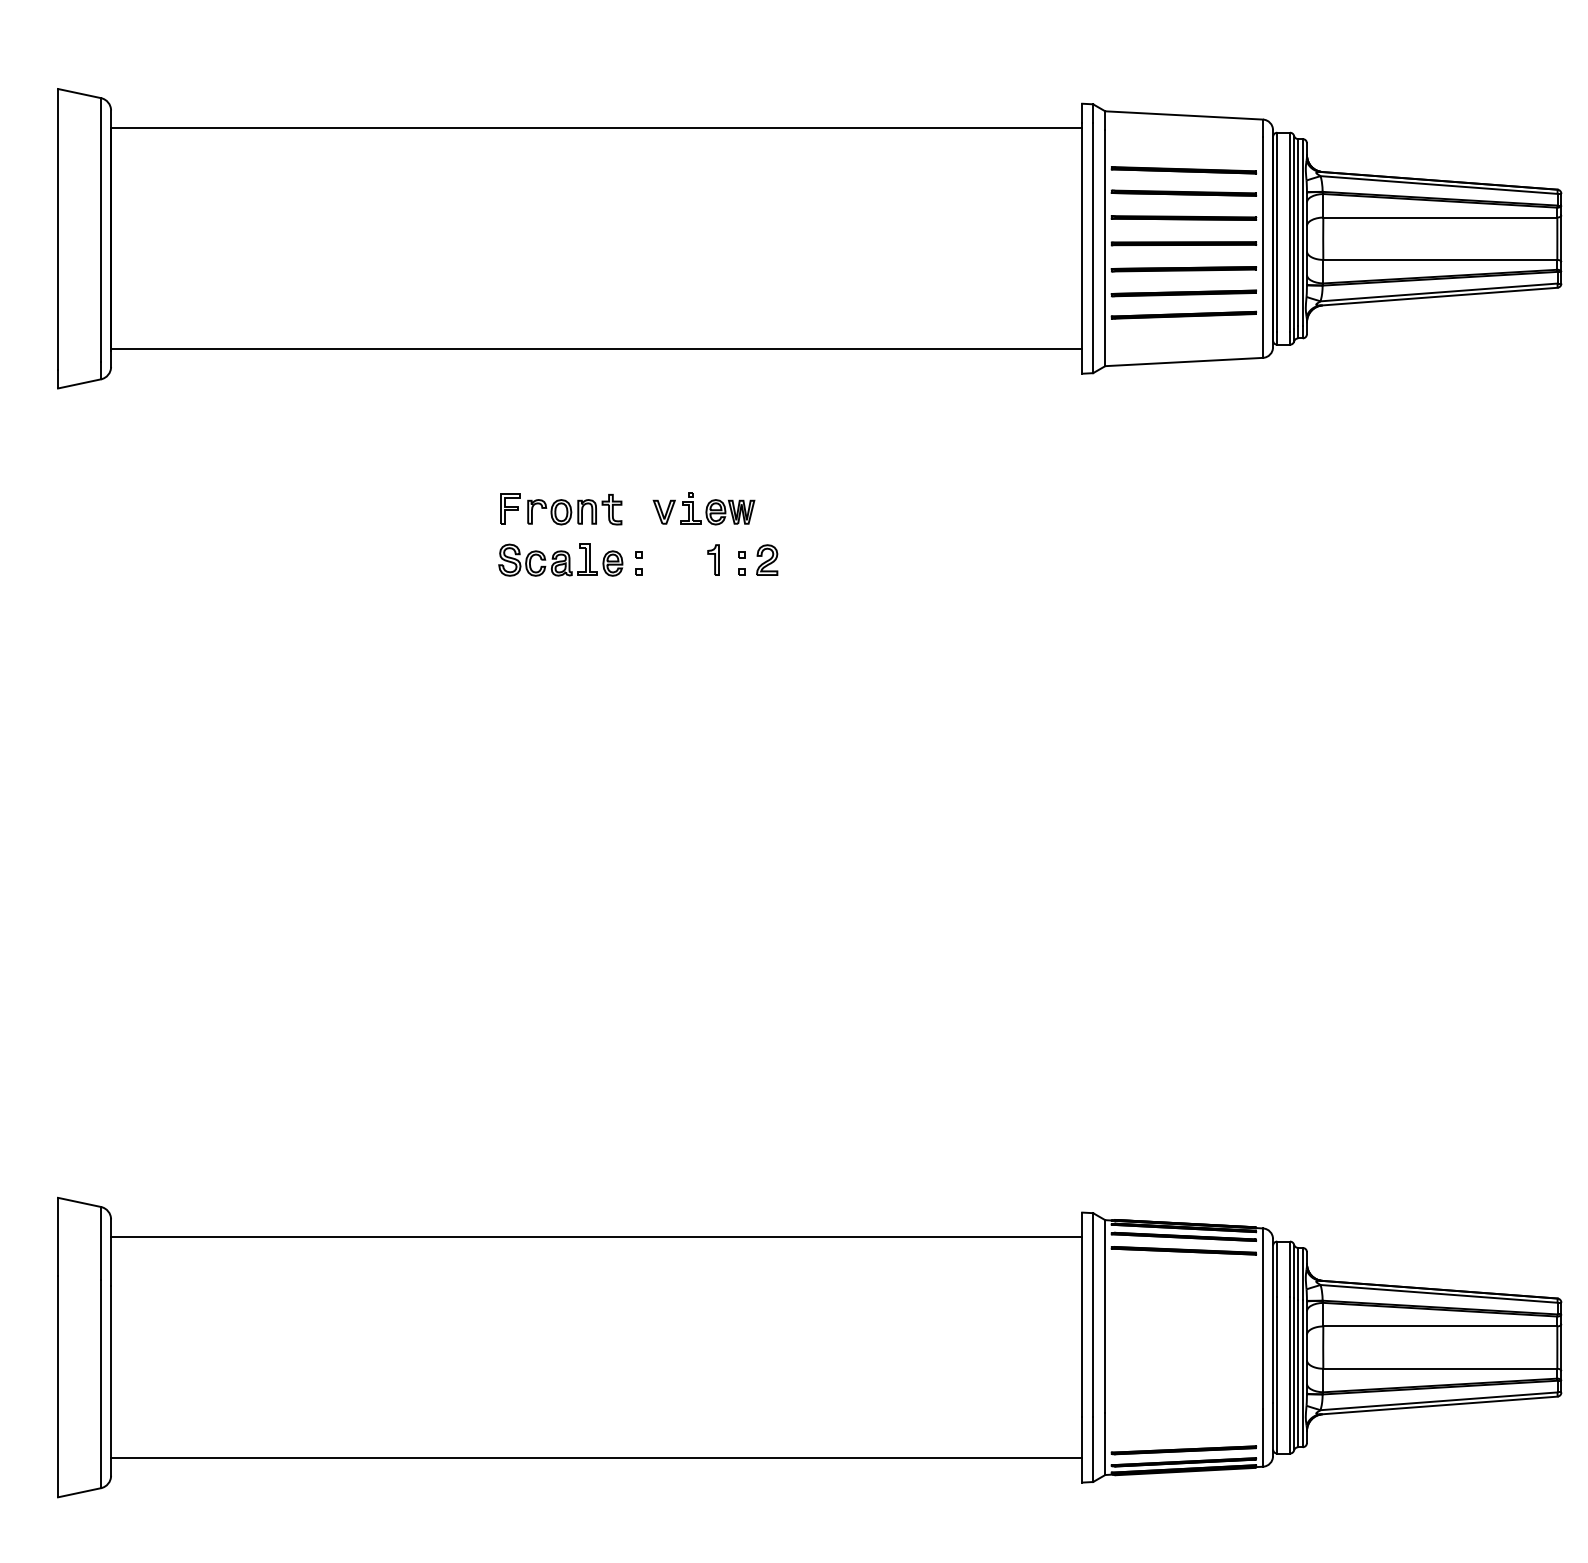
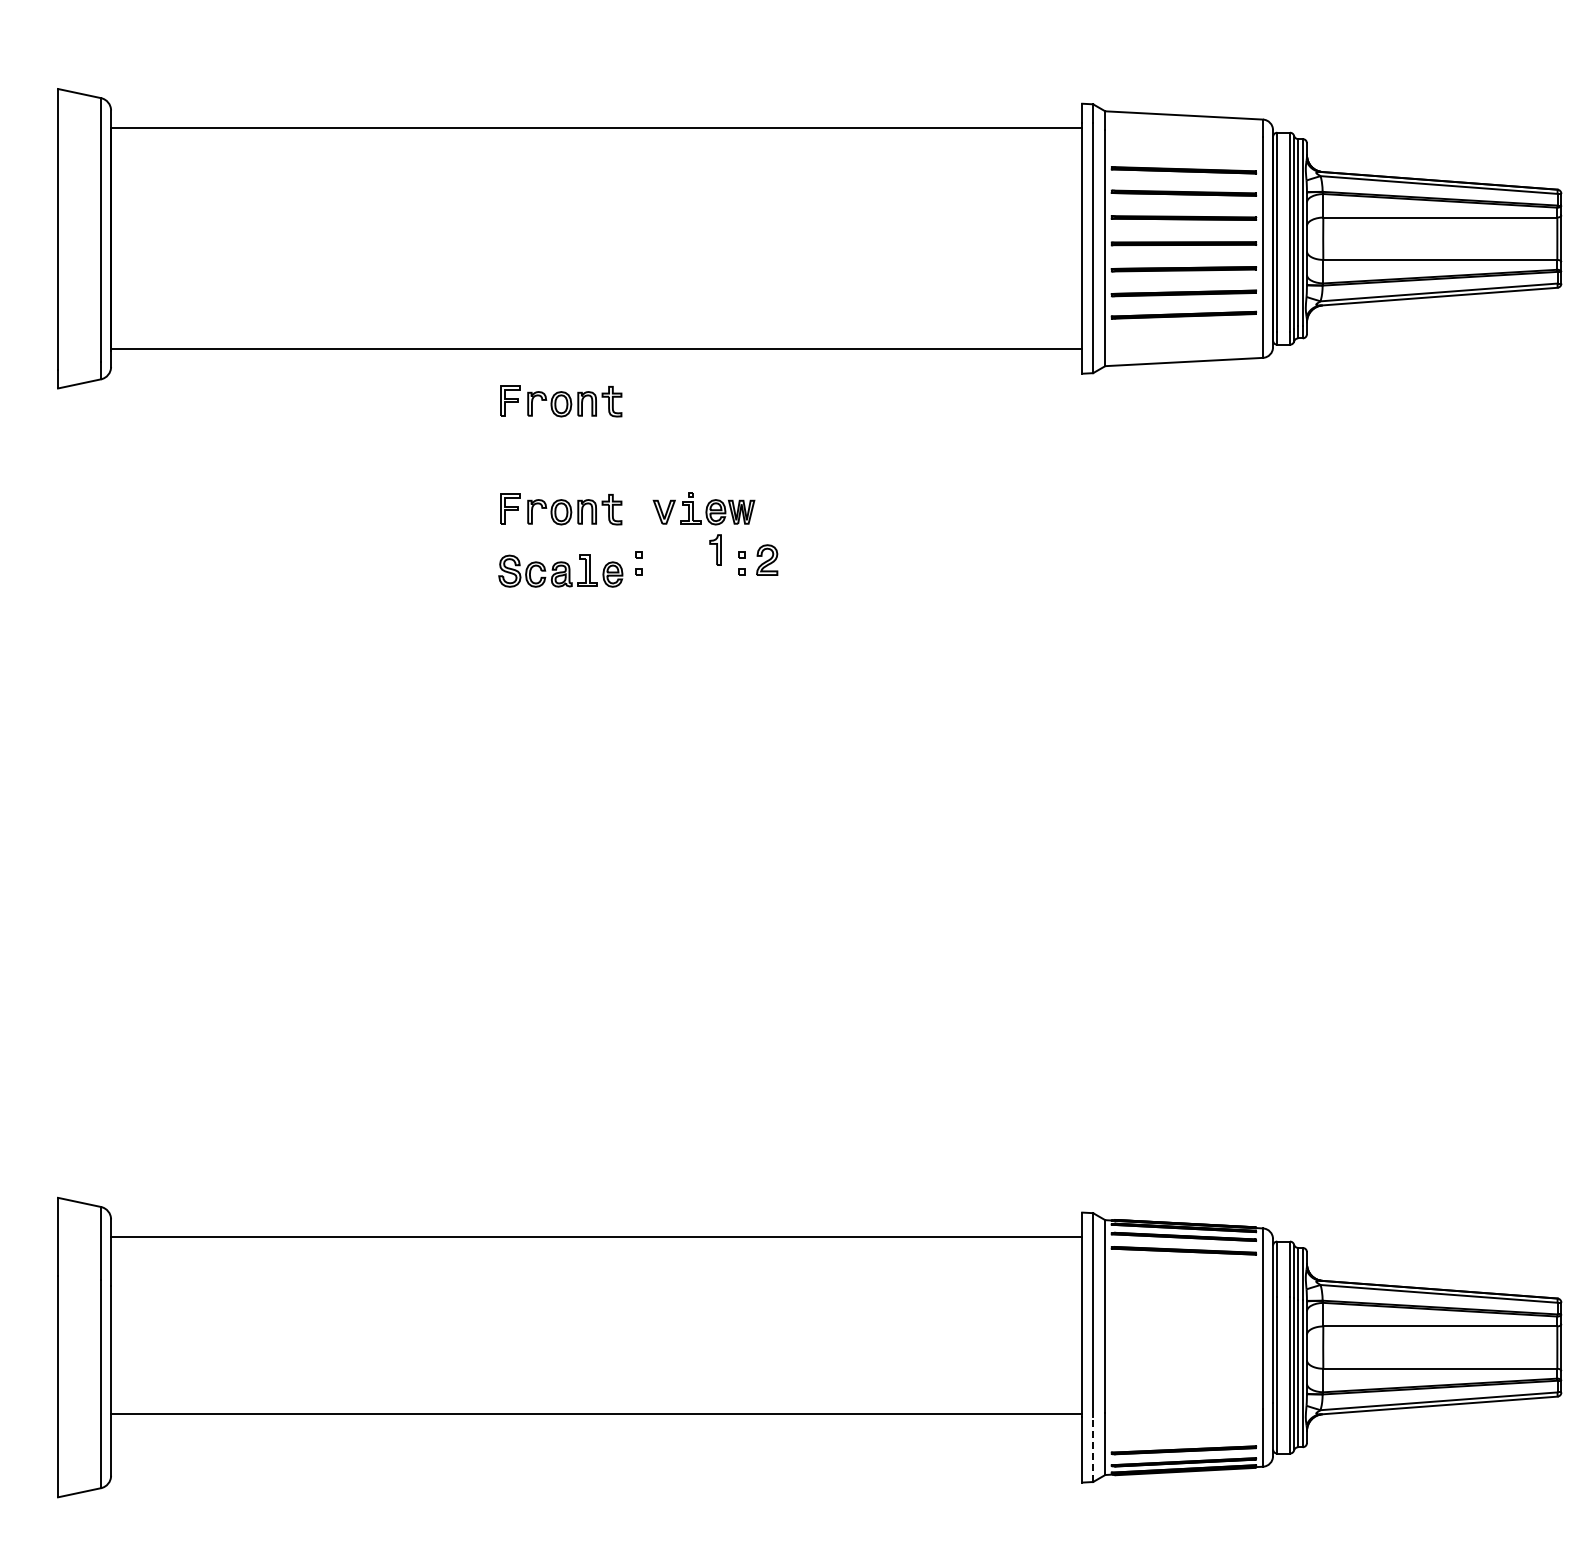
part: none -> present (561, 401)
part position: (560, 559) -> (560, 570) (560, 570)
part position: (713, 559) -> (715, 549) (715, 549)
line: solid -> dashed (1093, 1449)
line position: (596, 1457) -> (596, 1413) (596, 1413)
